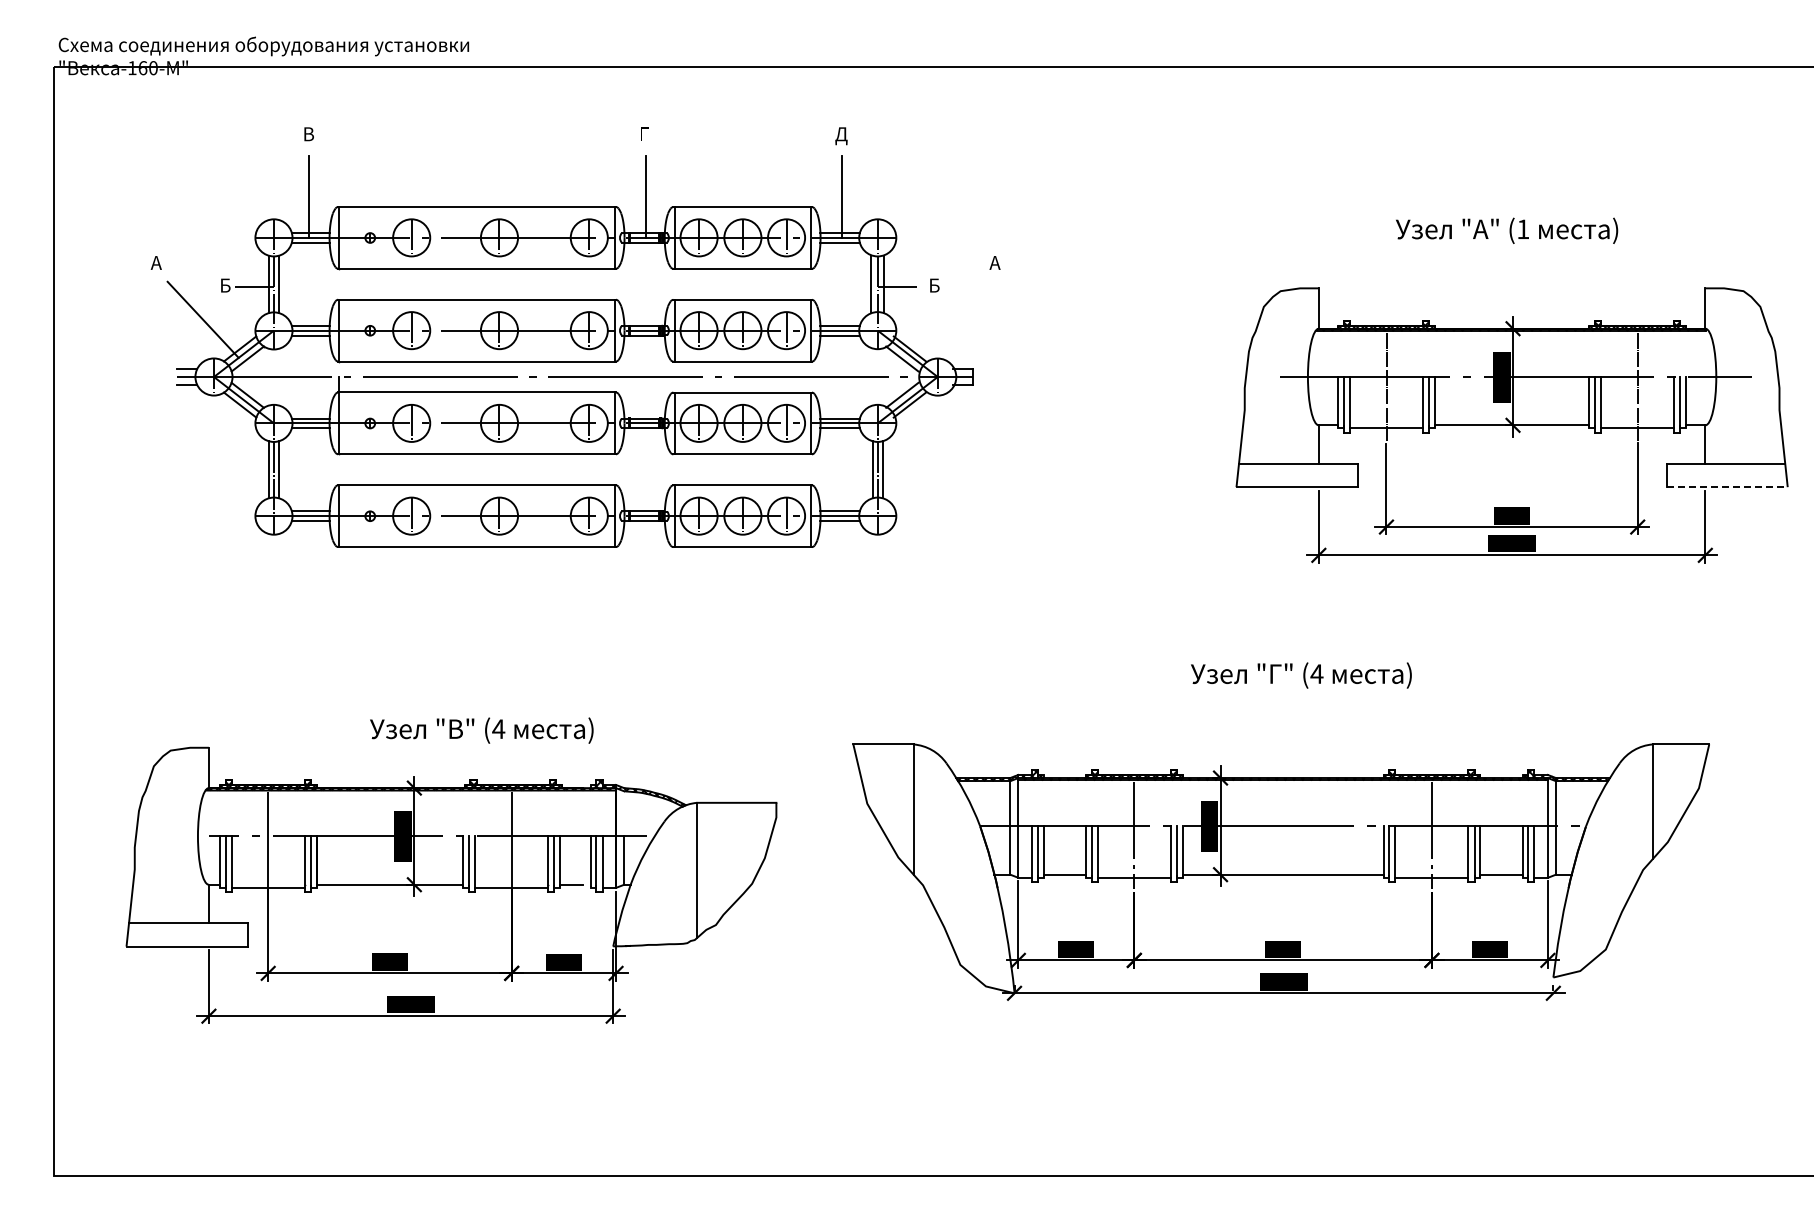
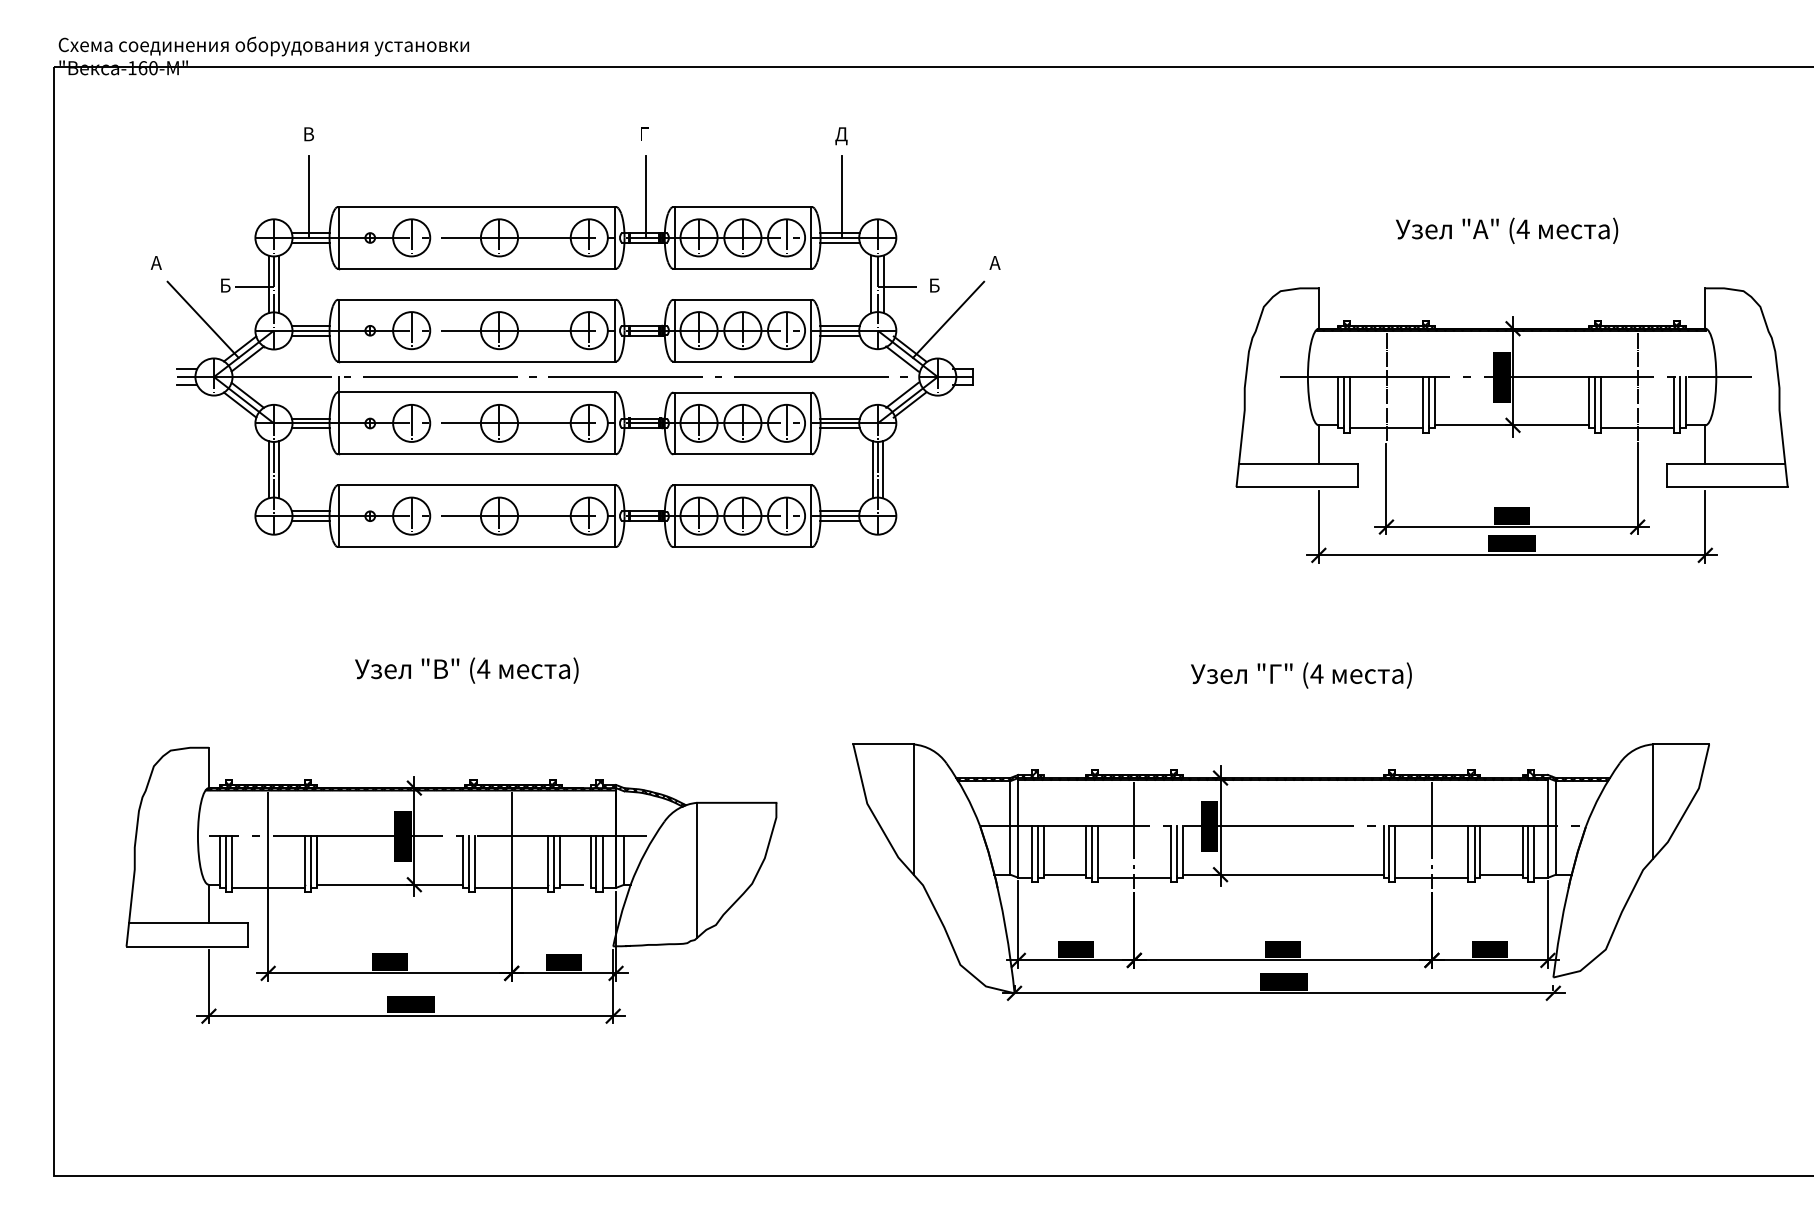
text: (1 -> (4 (1522, 228)
line: none -> present (948, 319)
line: dashed -> solid (1727, 487)
text position: (481, 730) -> (466, 670) (466, 670)
